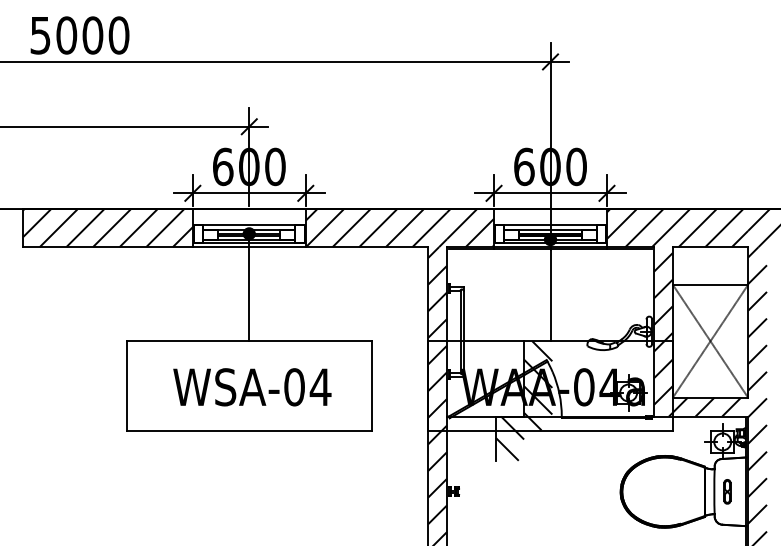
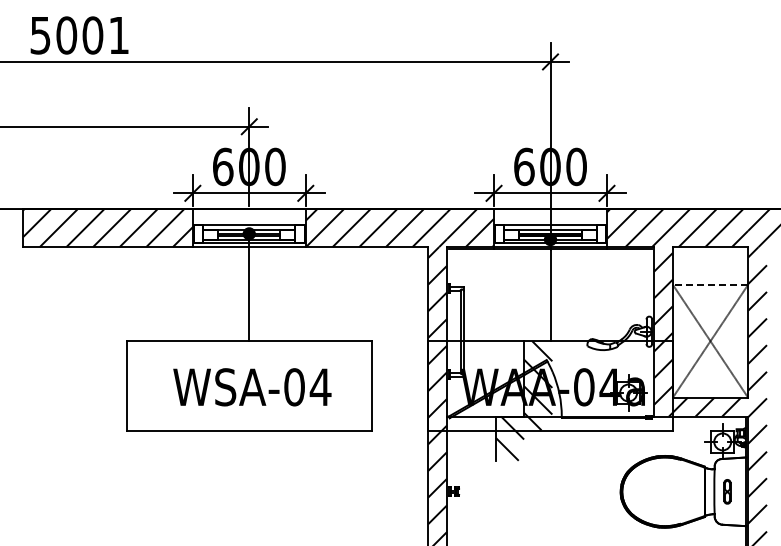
text: 5000 -> 5001 (118, 35)
line: solid -> dashed (710, 284)
